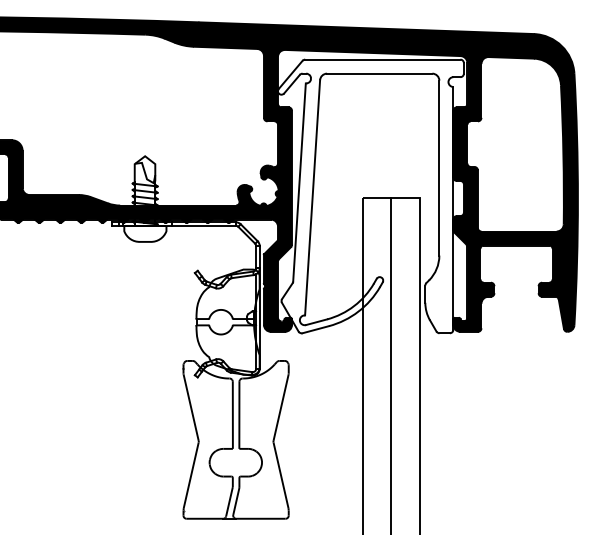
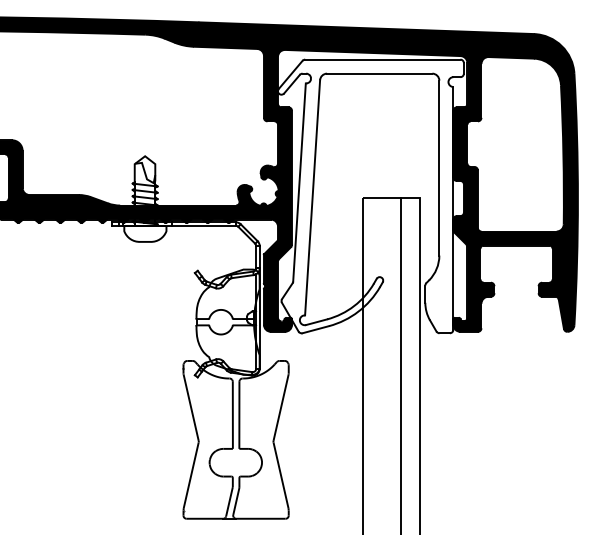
line position: (391, 364) -> (401, 364) (401, 364)
